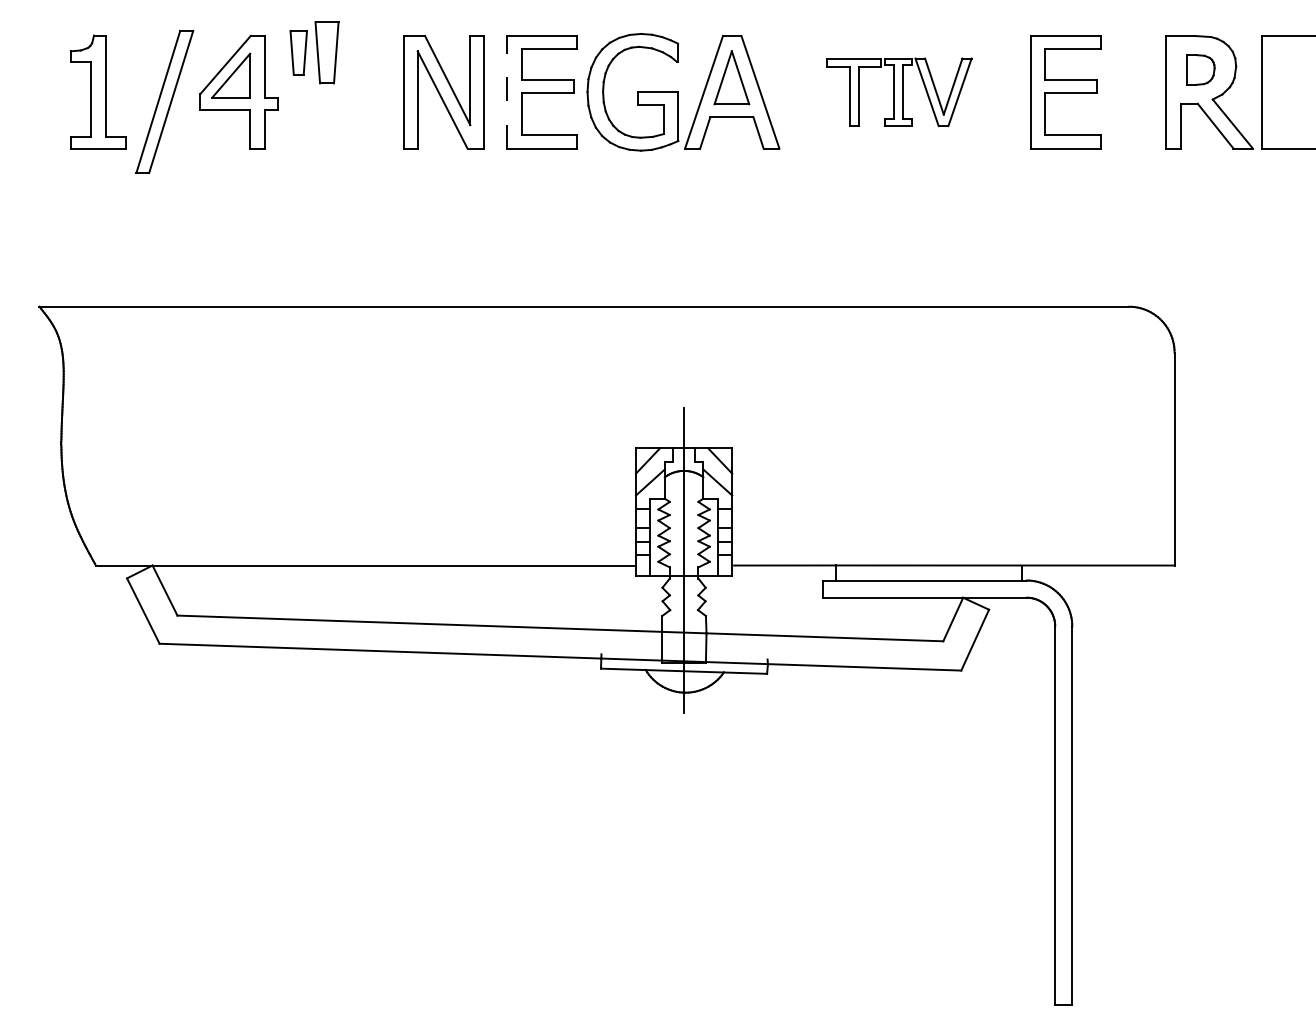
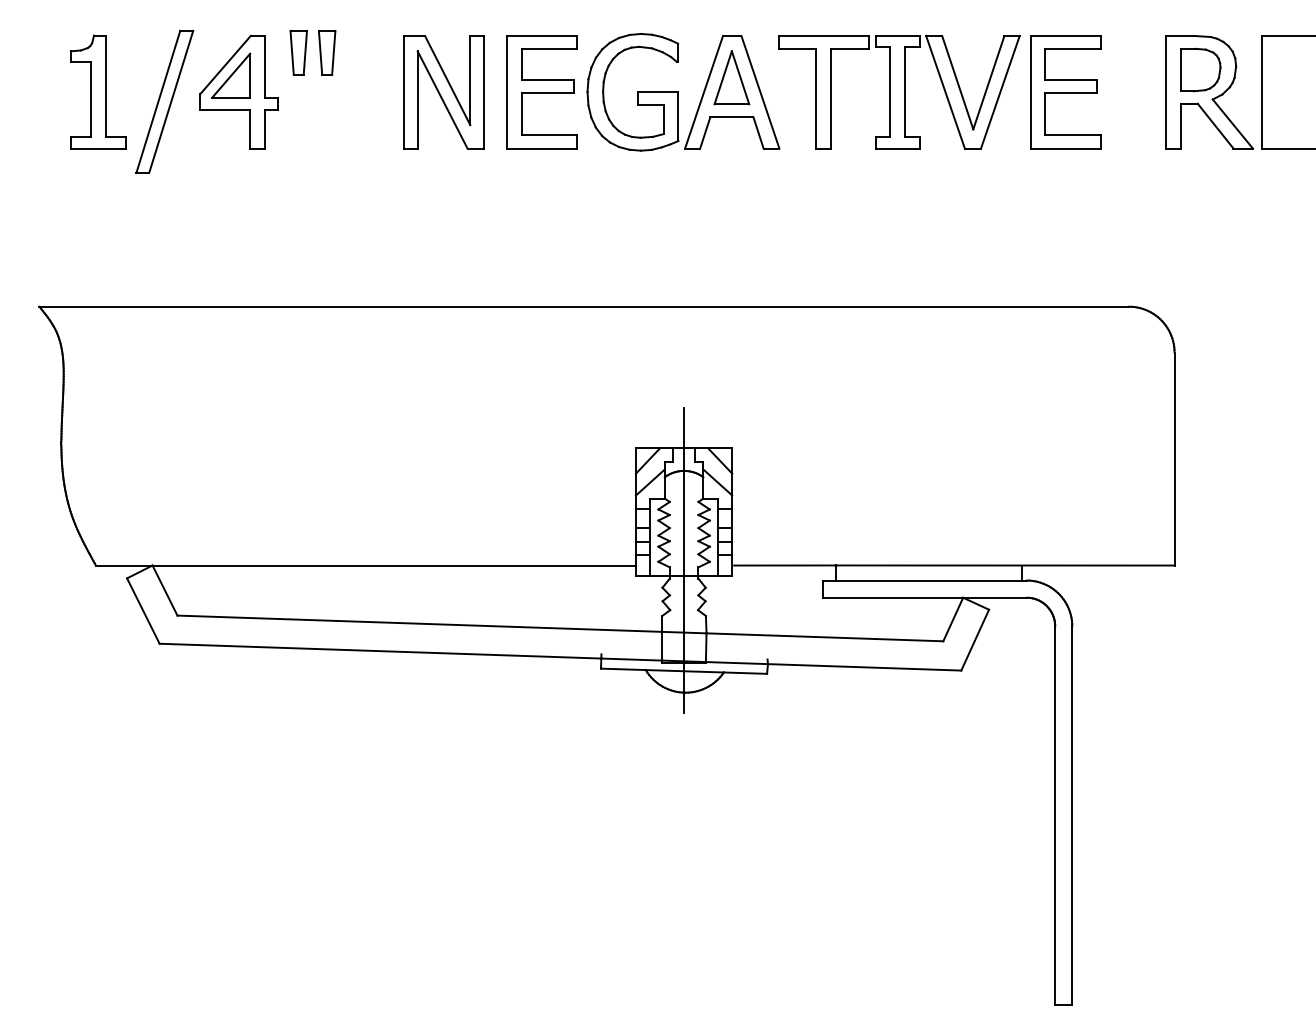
part size: 26x64 px -> 19x46 px (327, 52)
part size: 30x32 px -> 42x46 px (1200, 69)
line: dashed -> solid (507, 91)
part size: 147x71 px -> 243x115 px (899, 92)
